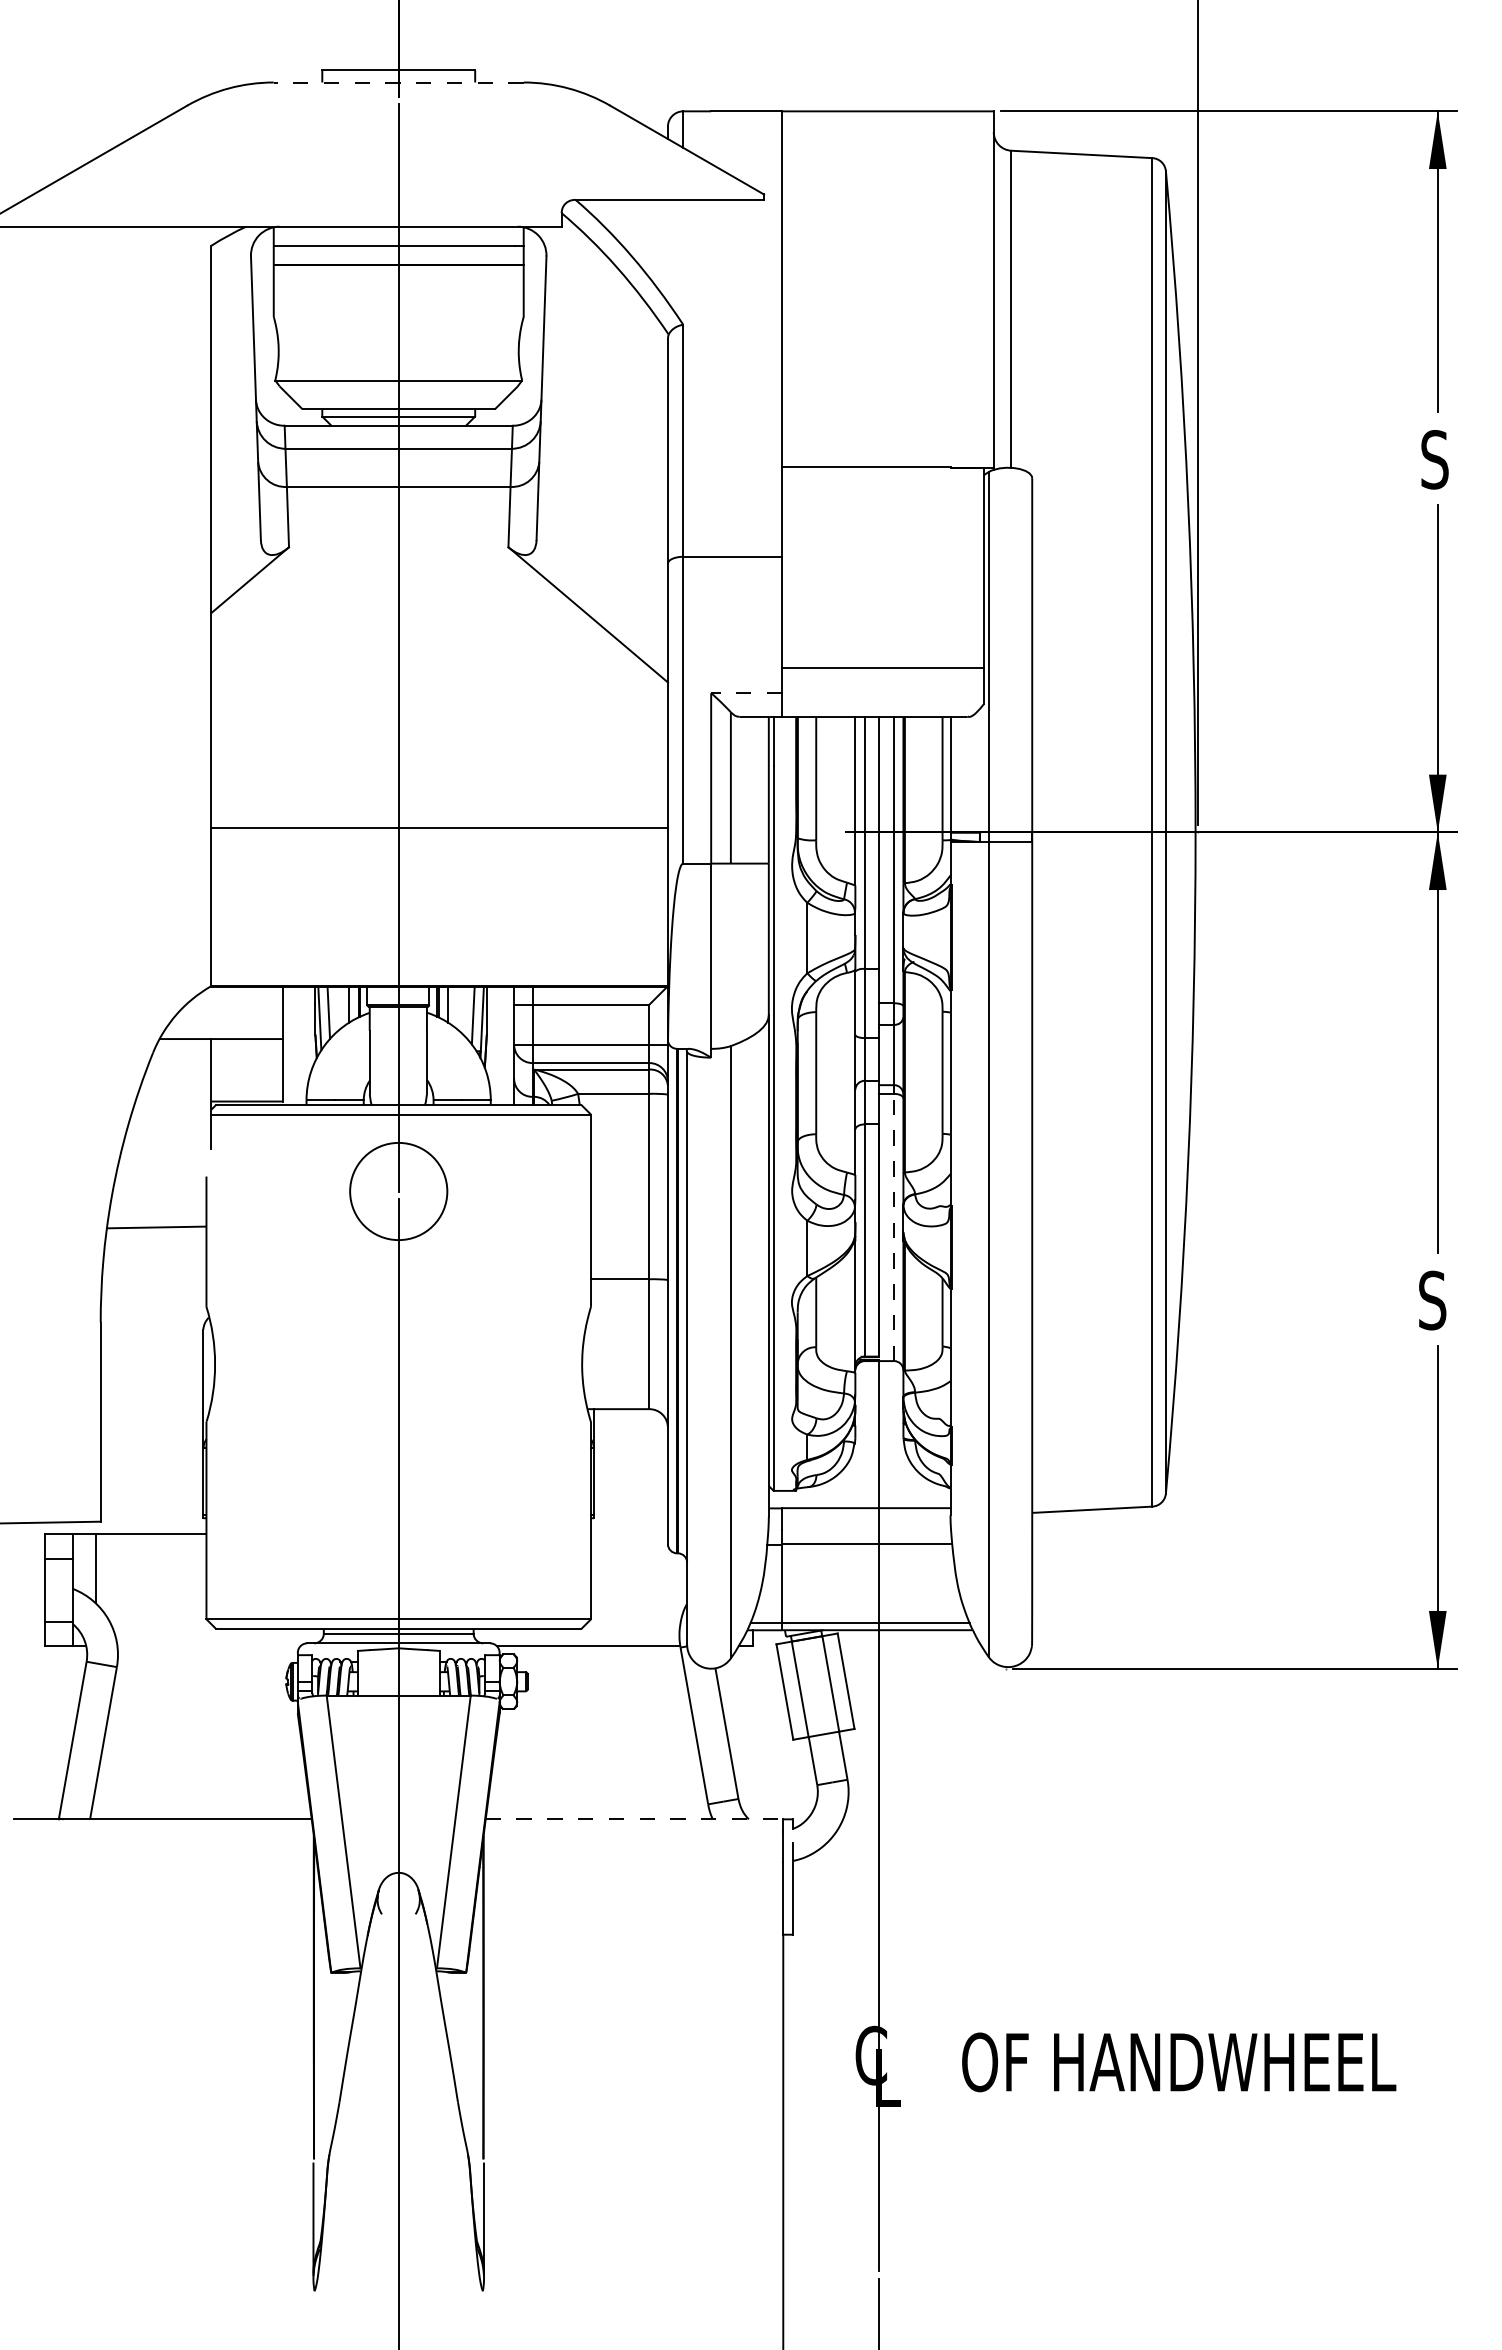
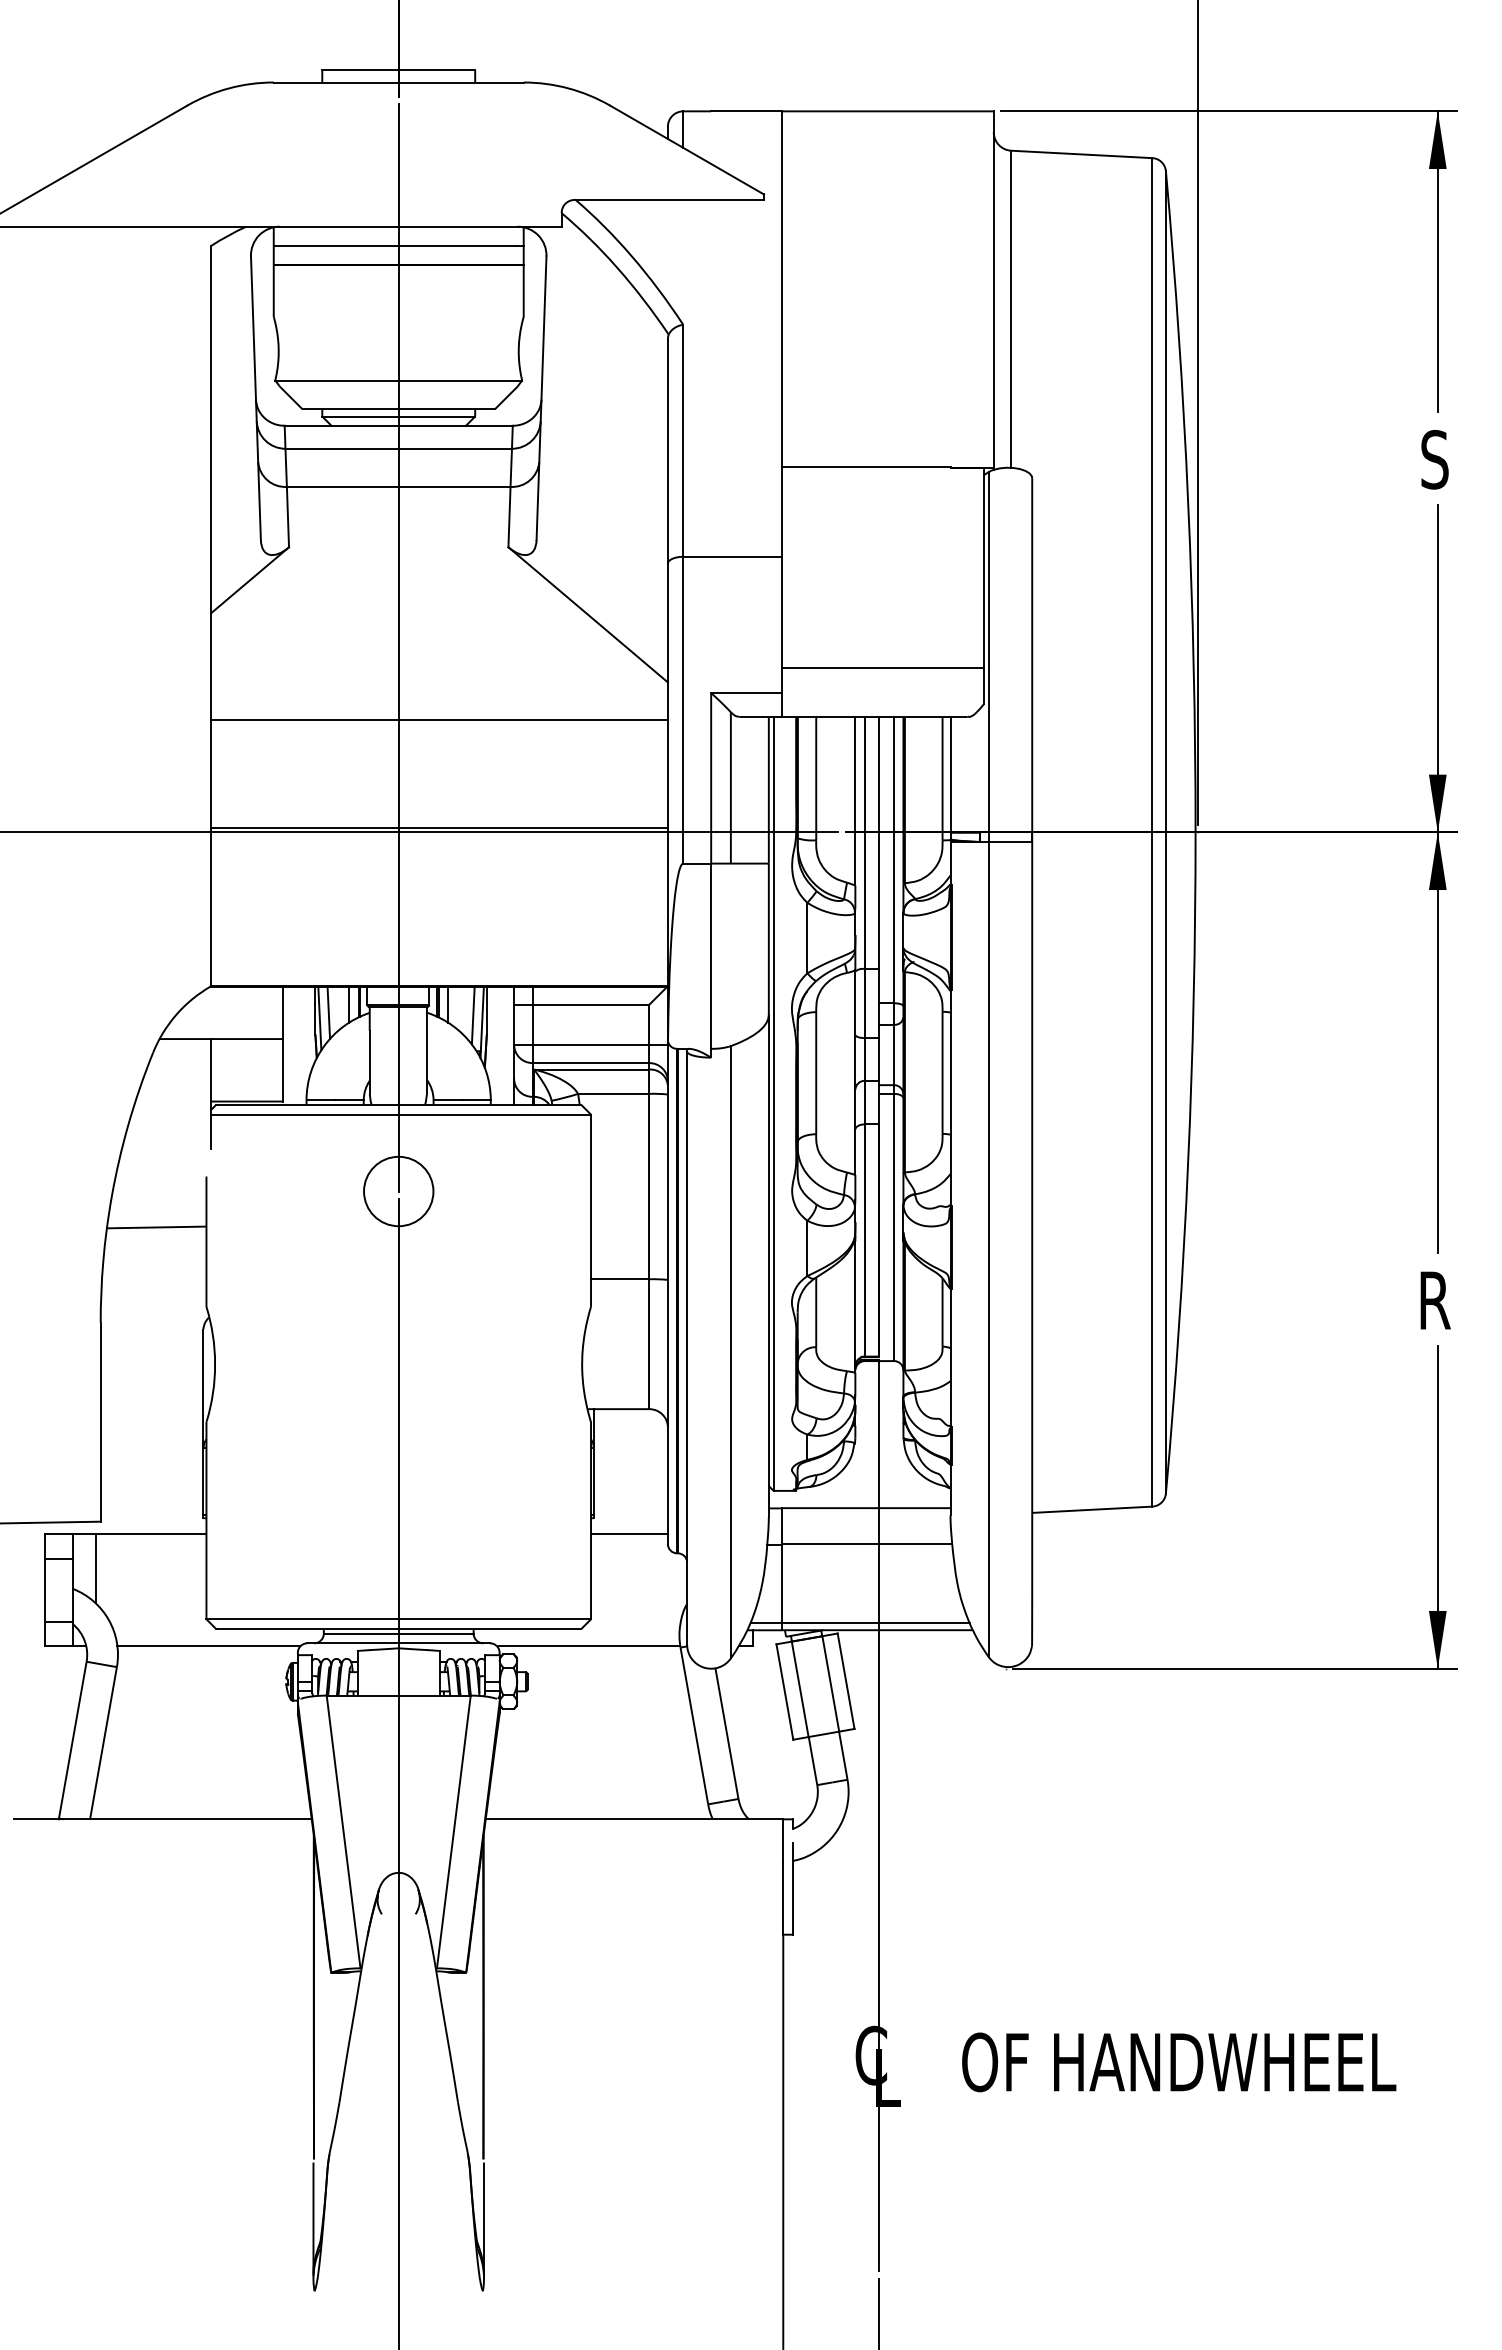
line: dashed -> solid (398, 82)
line: dashed -> solid (746, 693)
line: none -> present (439, 720)
line: none -> present (420, 832)
circle diameter: 97 px -> 69 px (398, 1191)
line: dashed -> solid (894, 1227)
text: S -> R (1434, 1300)
line: none -> present (629, 1534)
line: none -> present (208, 1646)
line: dashed -> solid (634, 1819)
